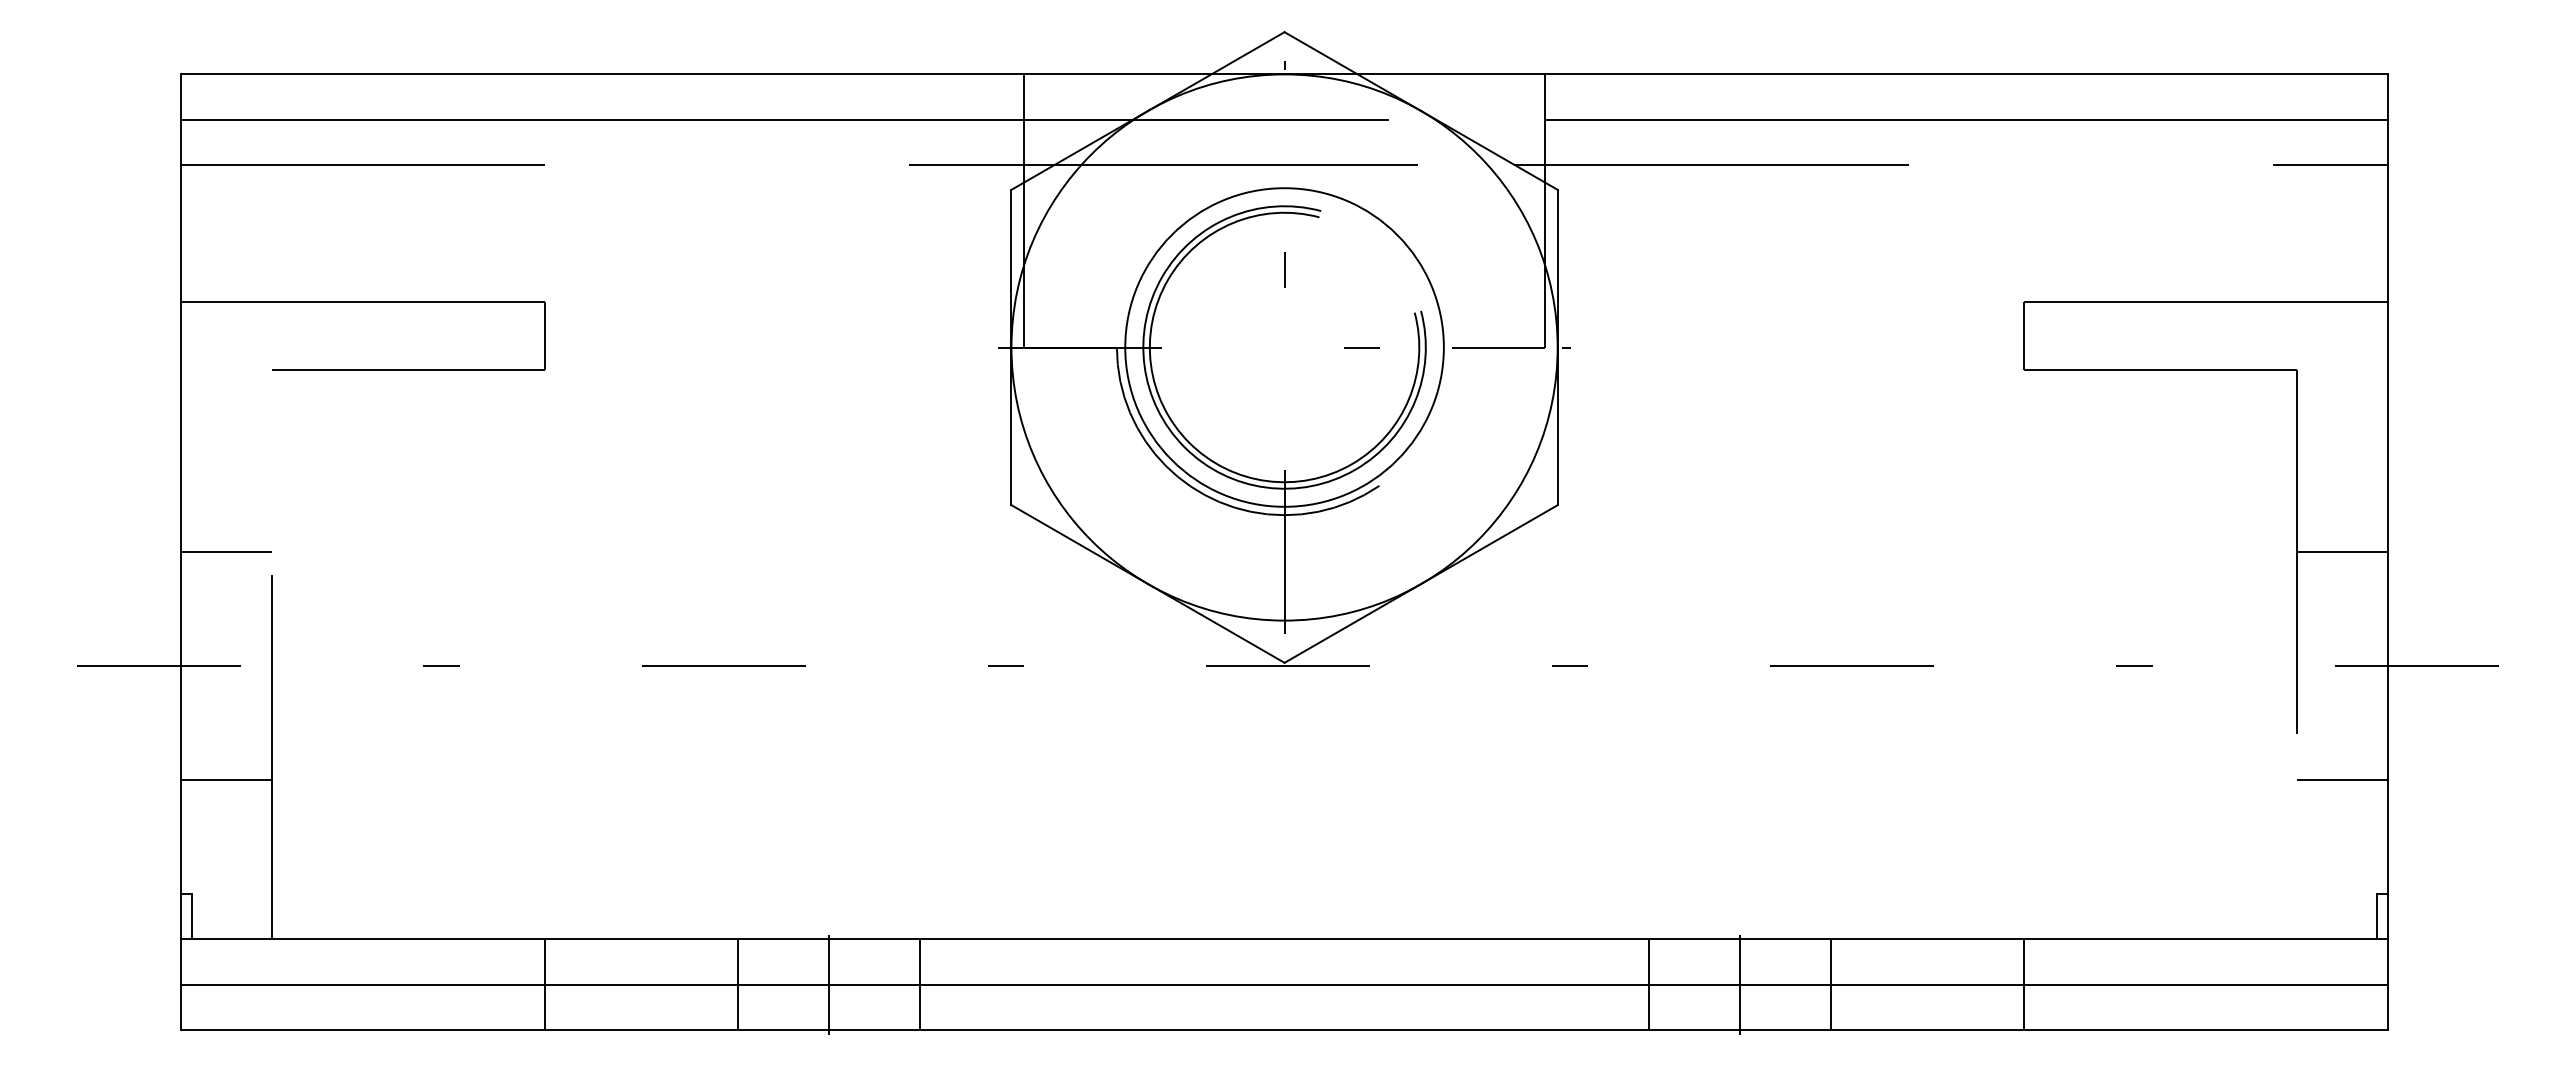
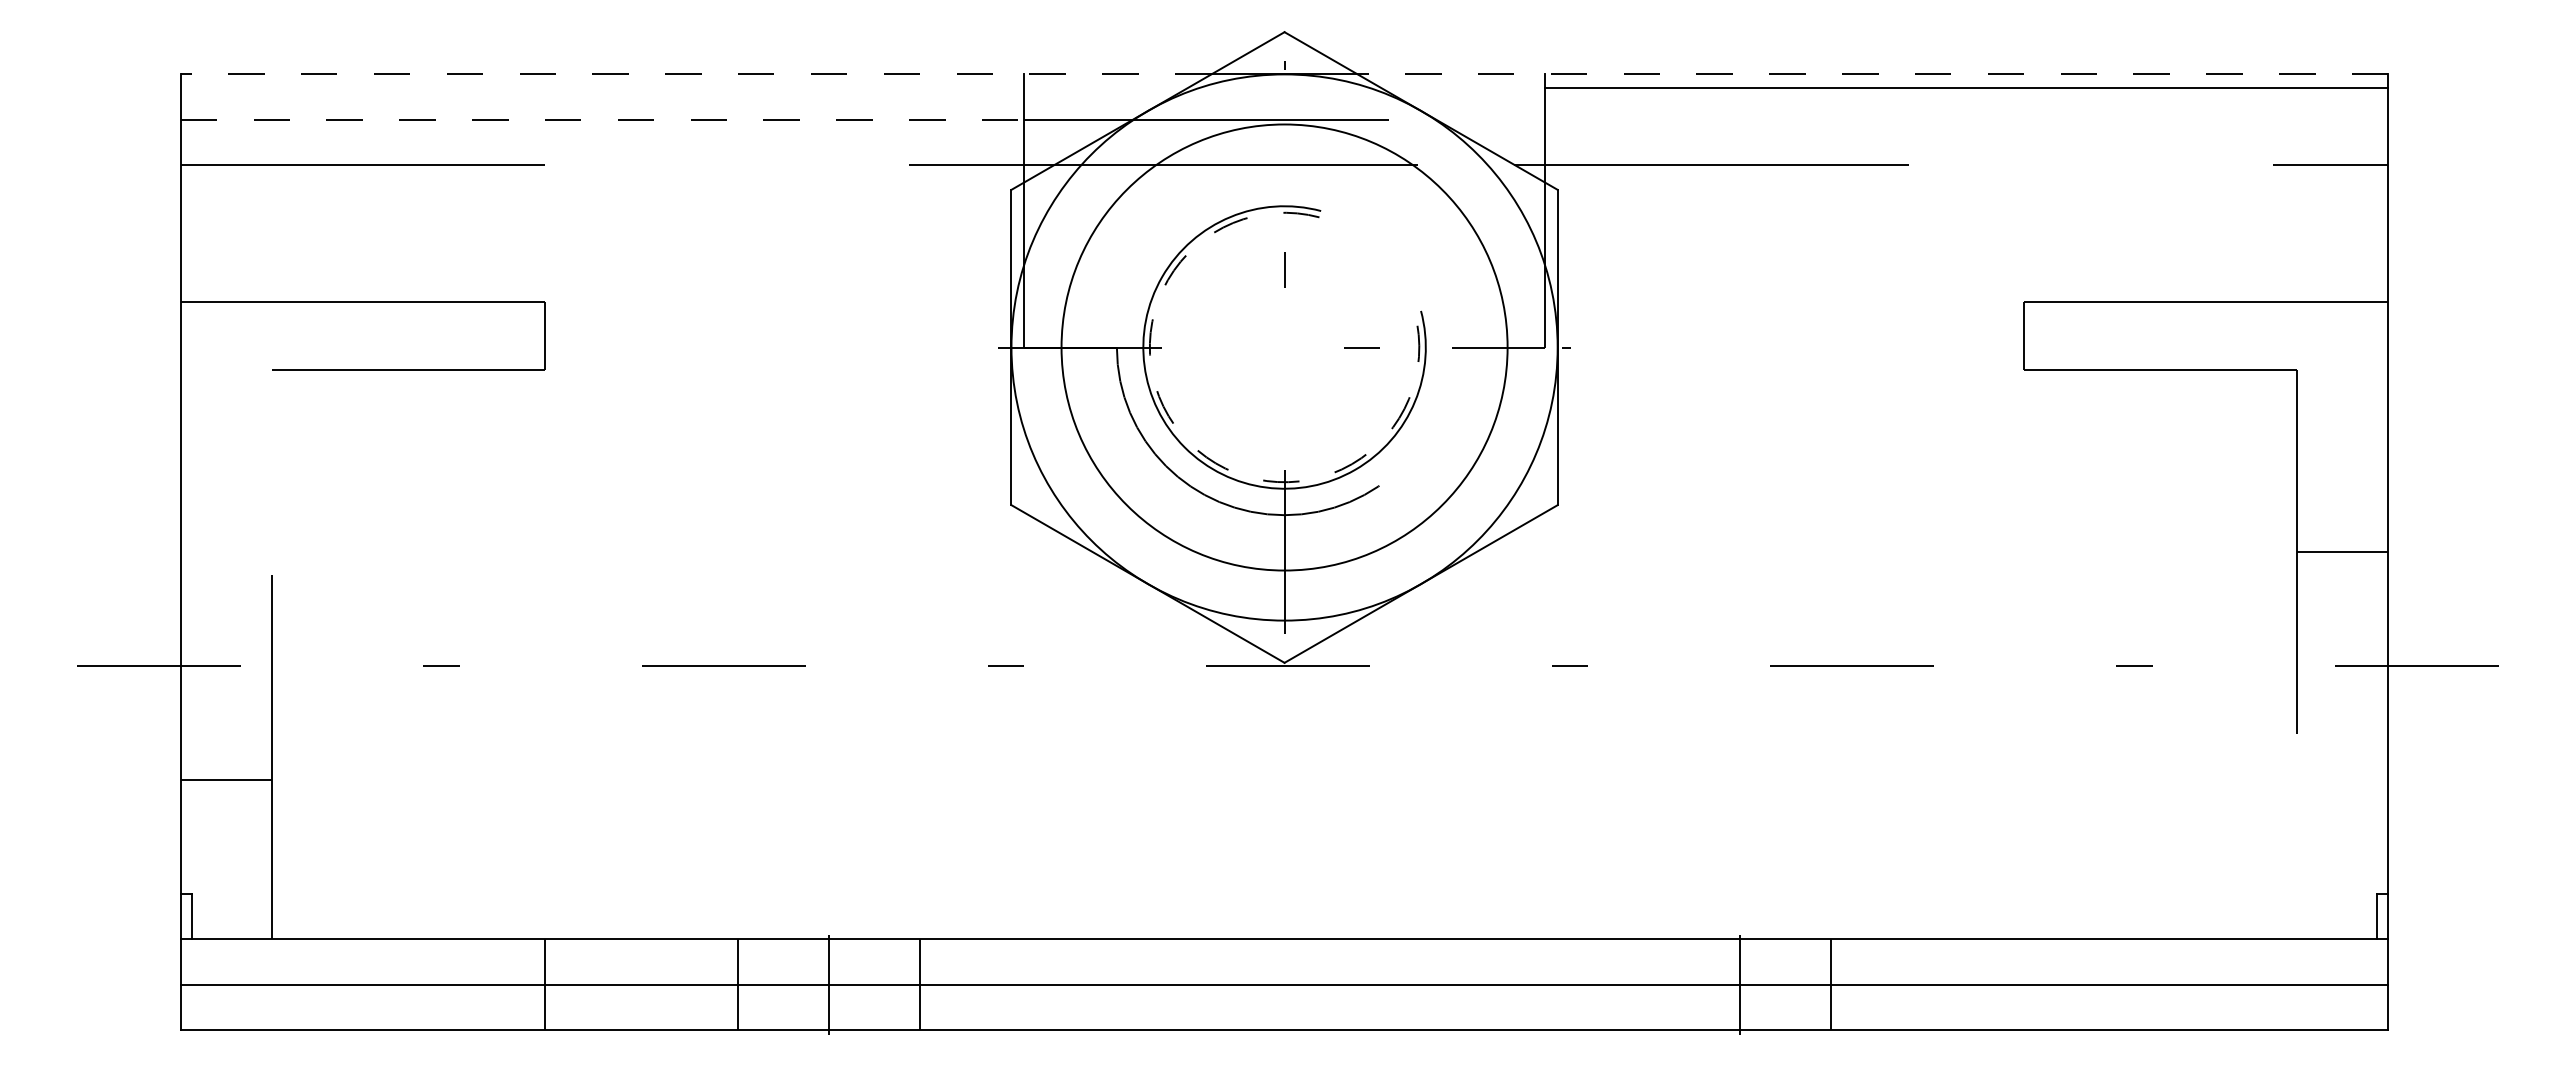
line: solid -> dashed (695, 74)
line: solid -> dashed (1872, 74)
line: solid -> dashed (602, 119)
line position: (1966, 119) -> (1966, 87) (1966, 87)
circle diameter: 319 px -> 446 px (1284, 347)
arc: solid -> dashed (1189, 442)
line: present -> none (225, 552)
line: present -> none (2342, 779)
line: present -> none (1648, 984)
line: present -> none (2024, 984)
